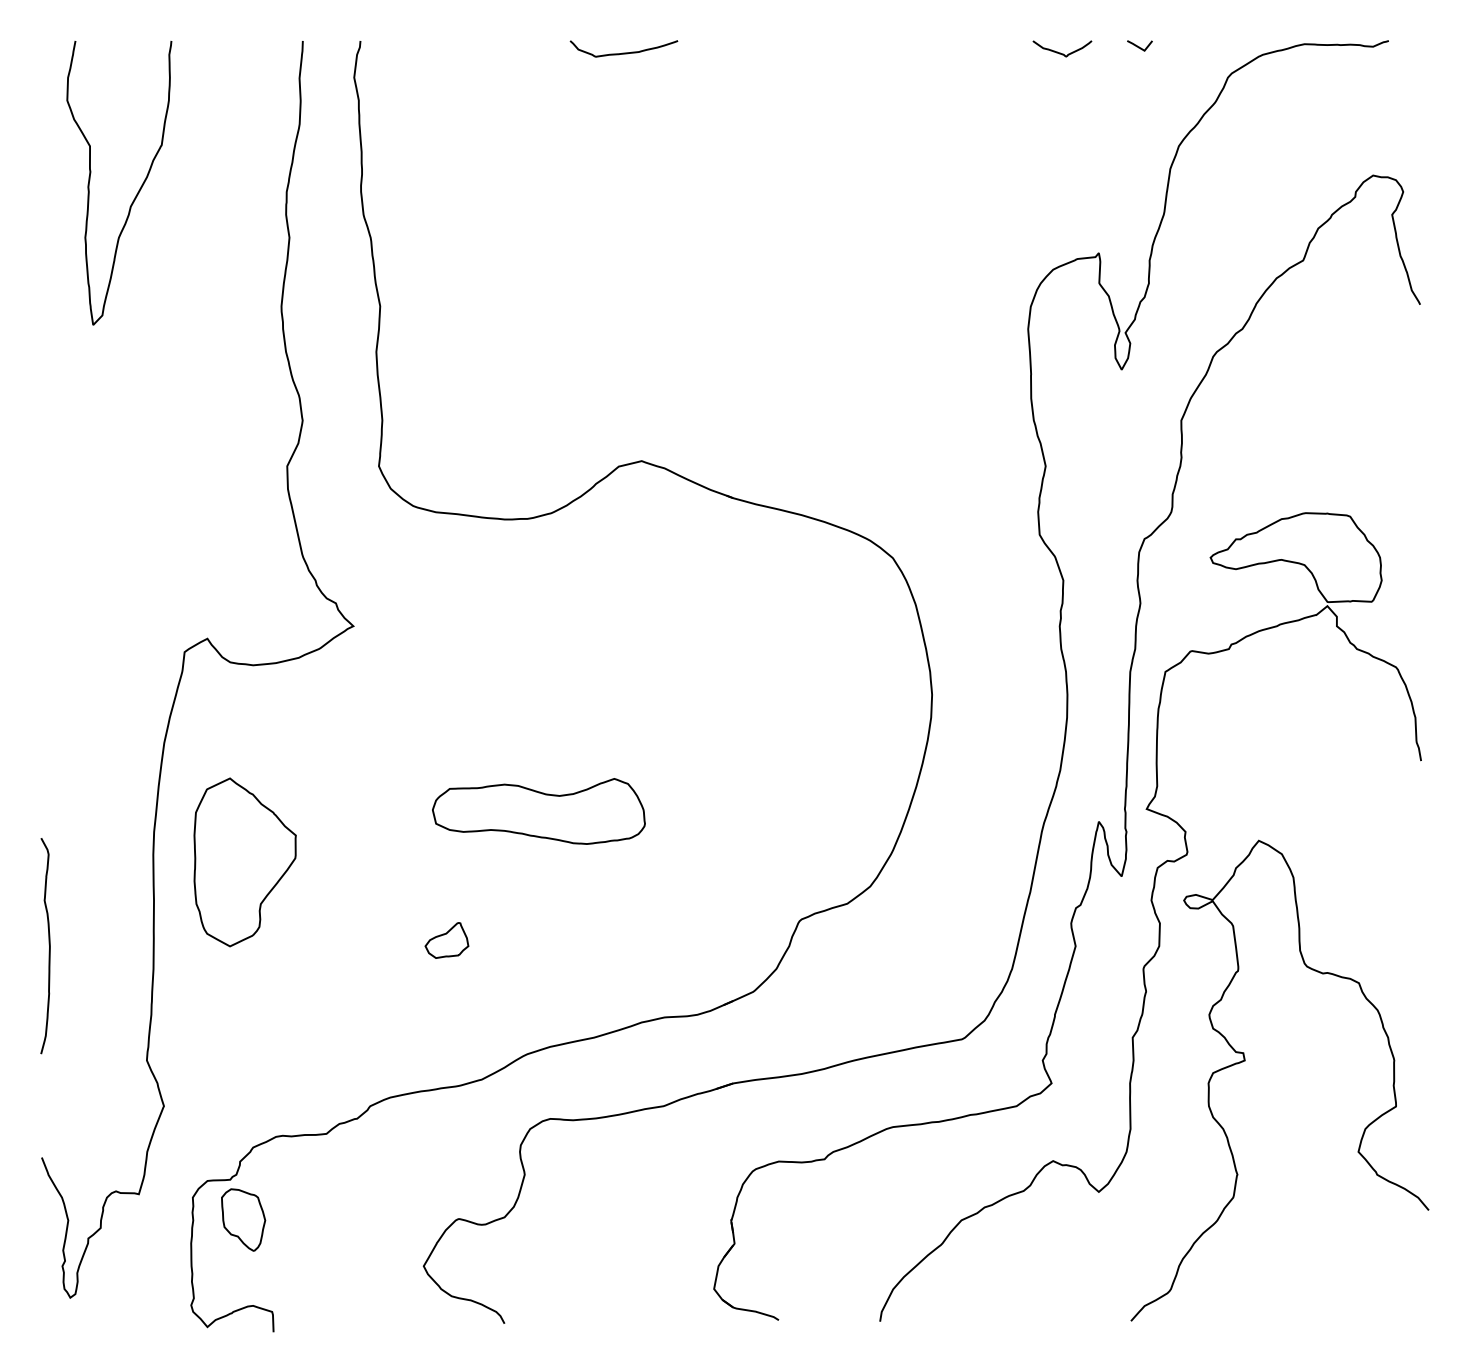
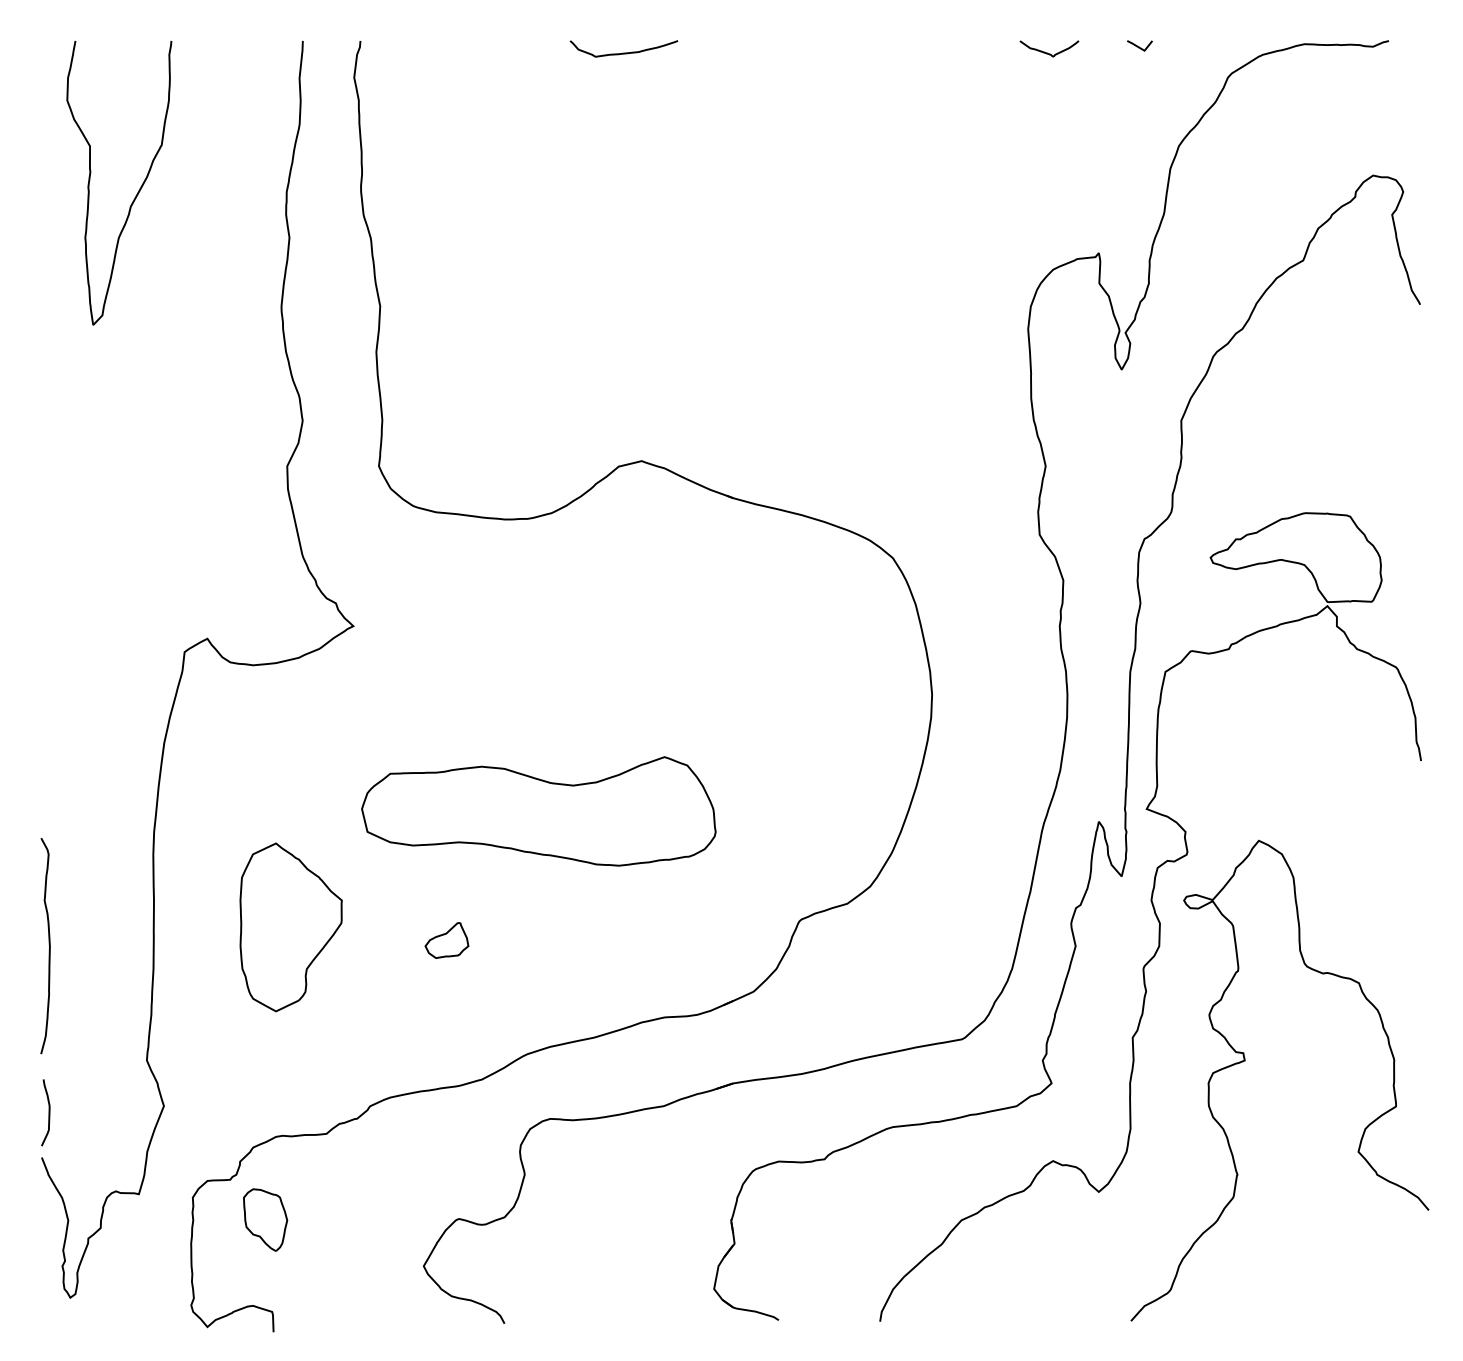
curve position: (1060, 52) -> (1047, 52) (1047, 52)
part size: 214x67 px -> 356x111 px (538, 811)
part position: (244, 862) -> (290, 927) (290, 927)
curve: none -> present (48, 1112)
part position: (243, 1219) -> (265, 1219) (265, 1219)
